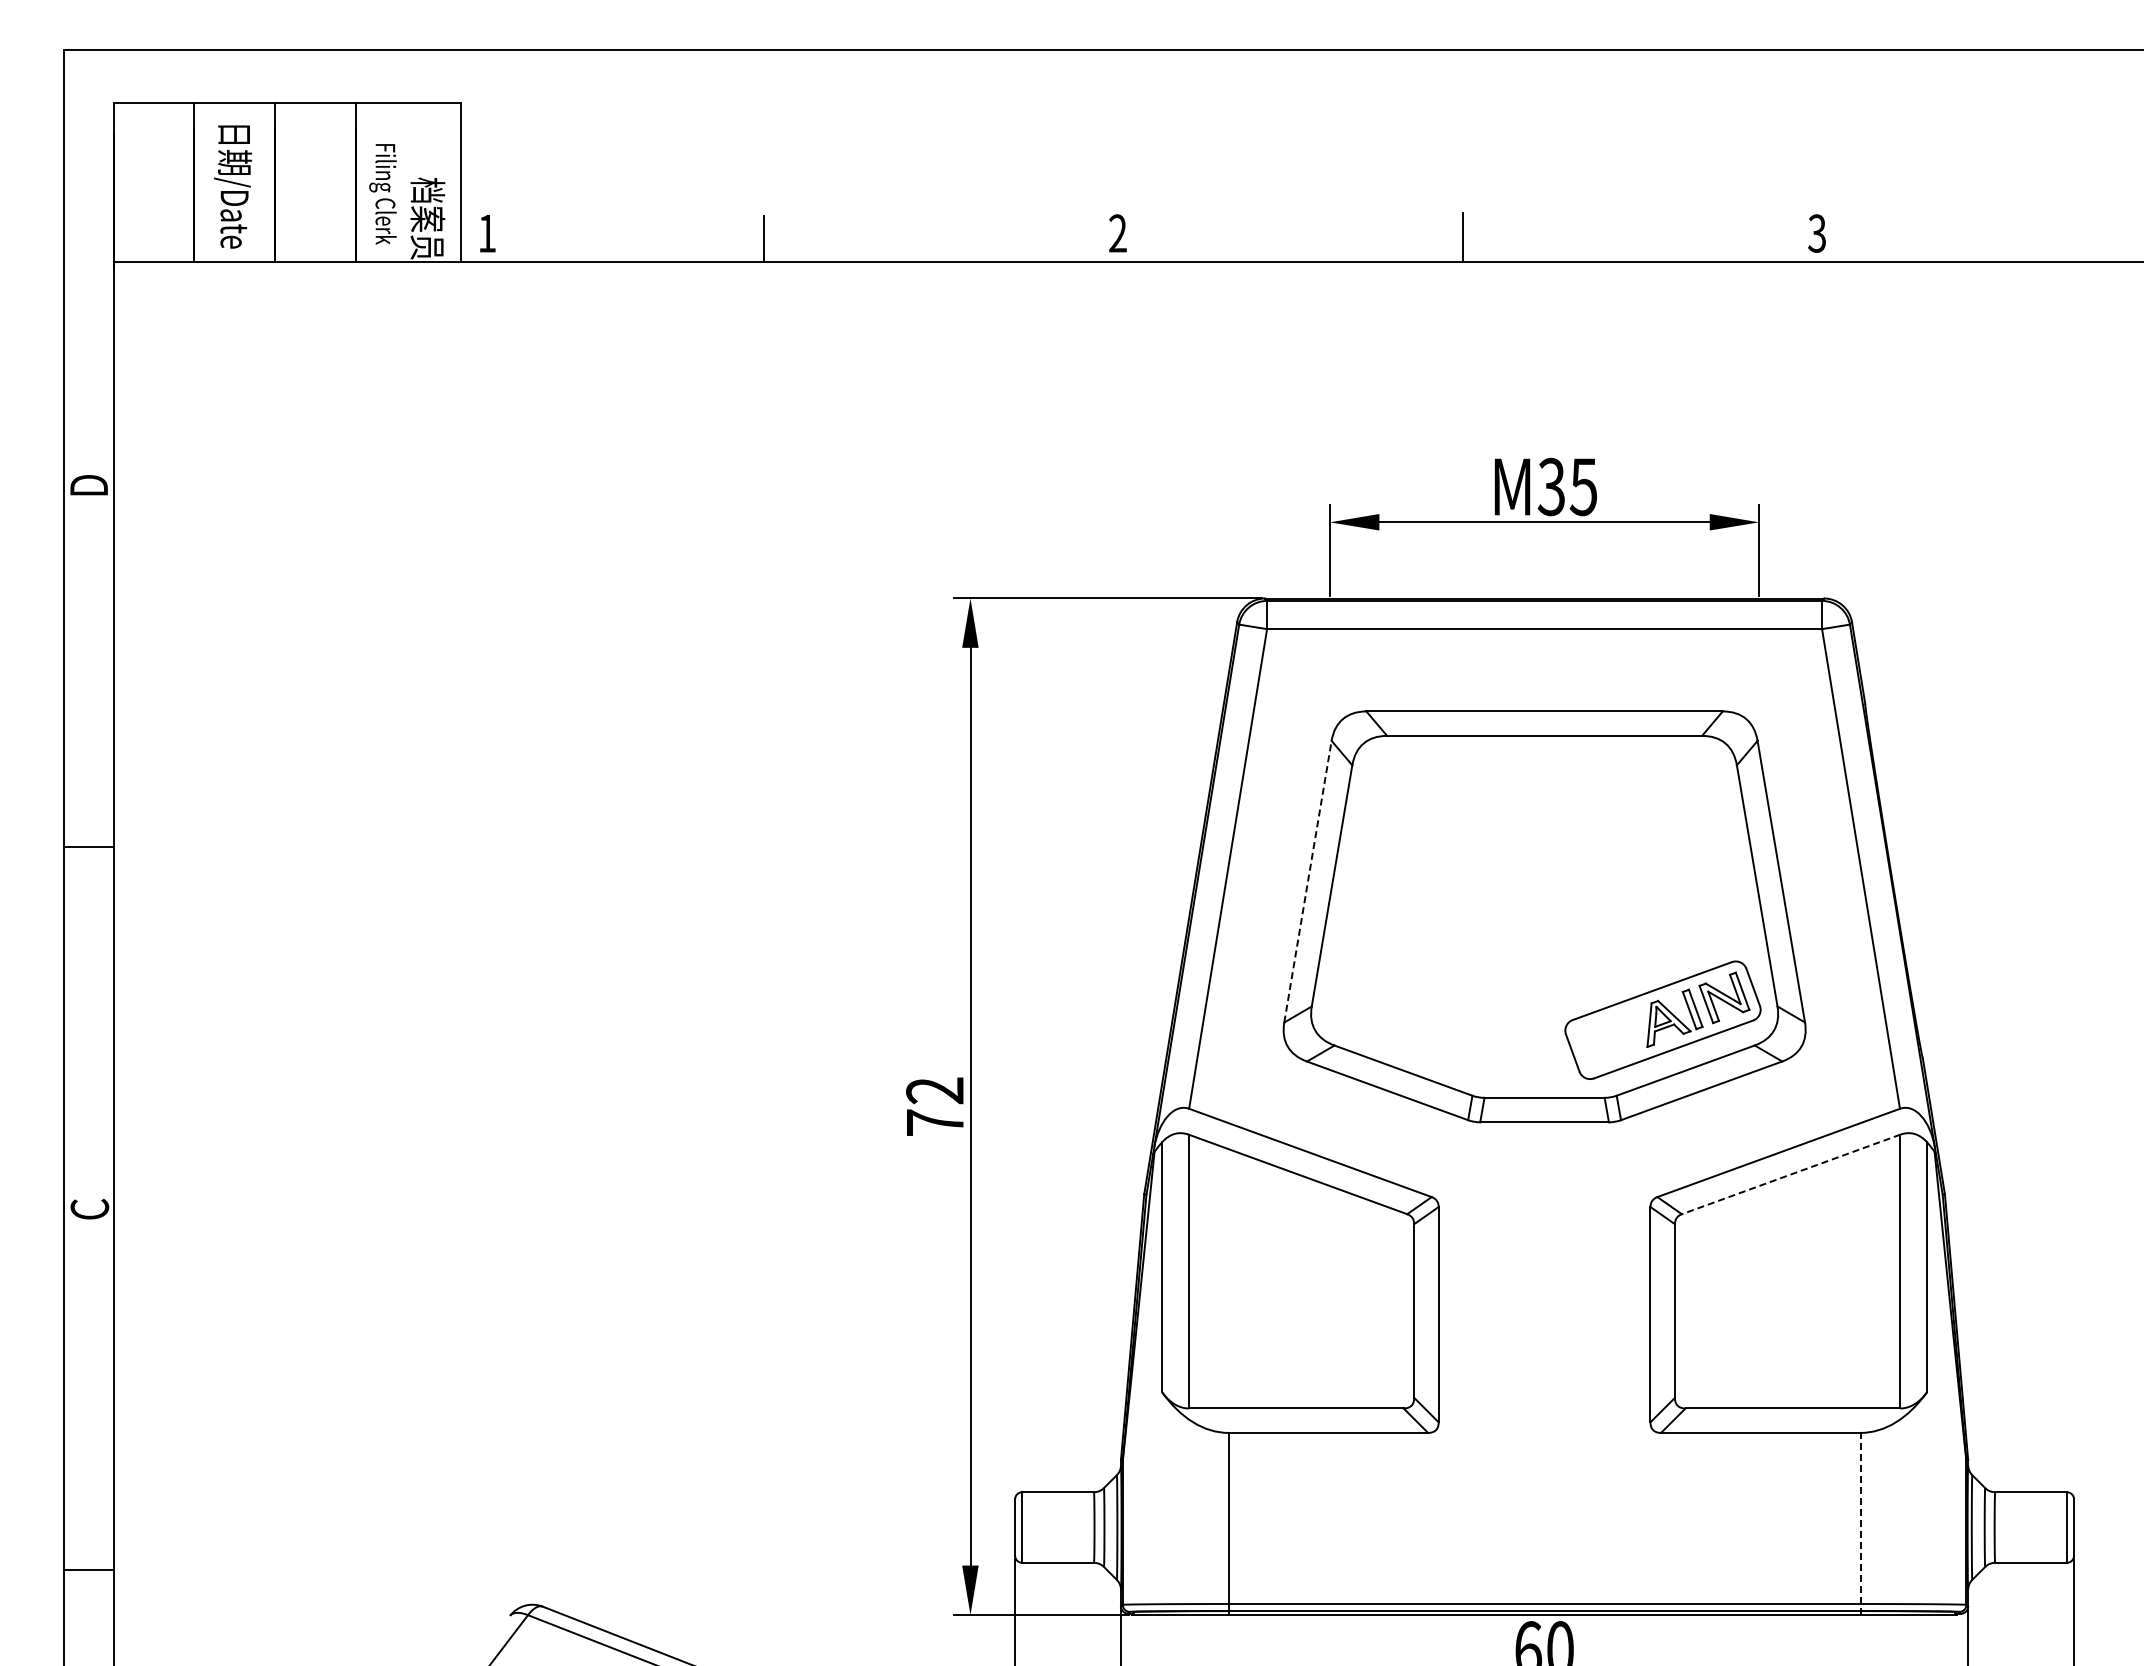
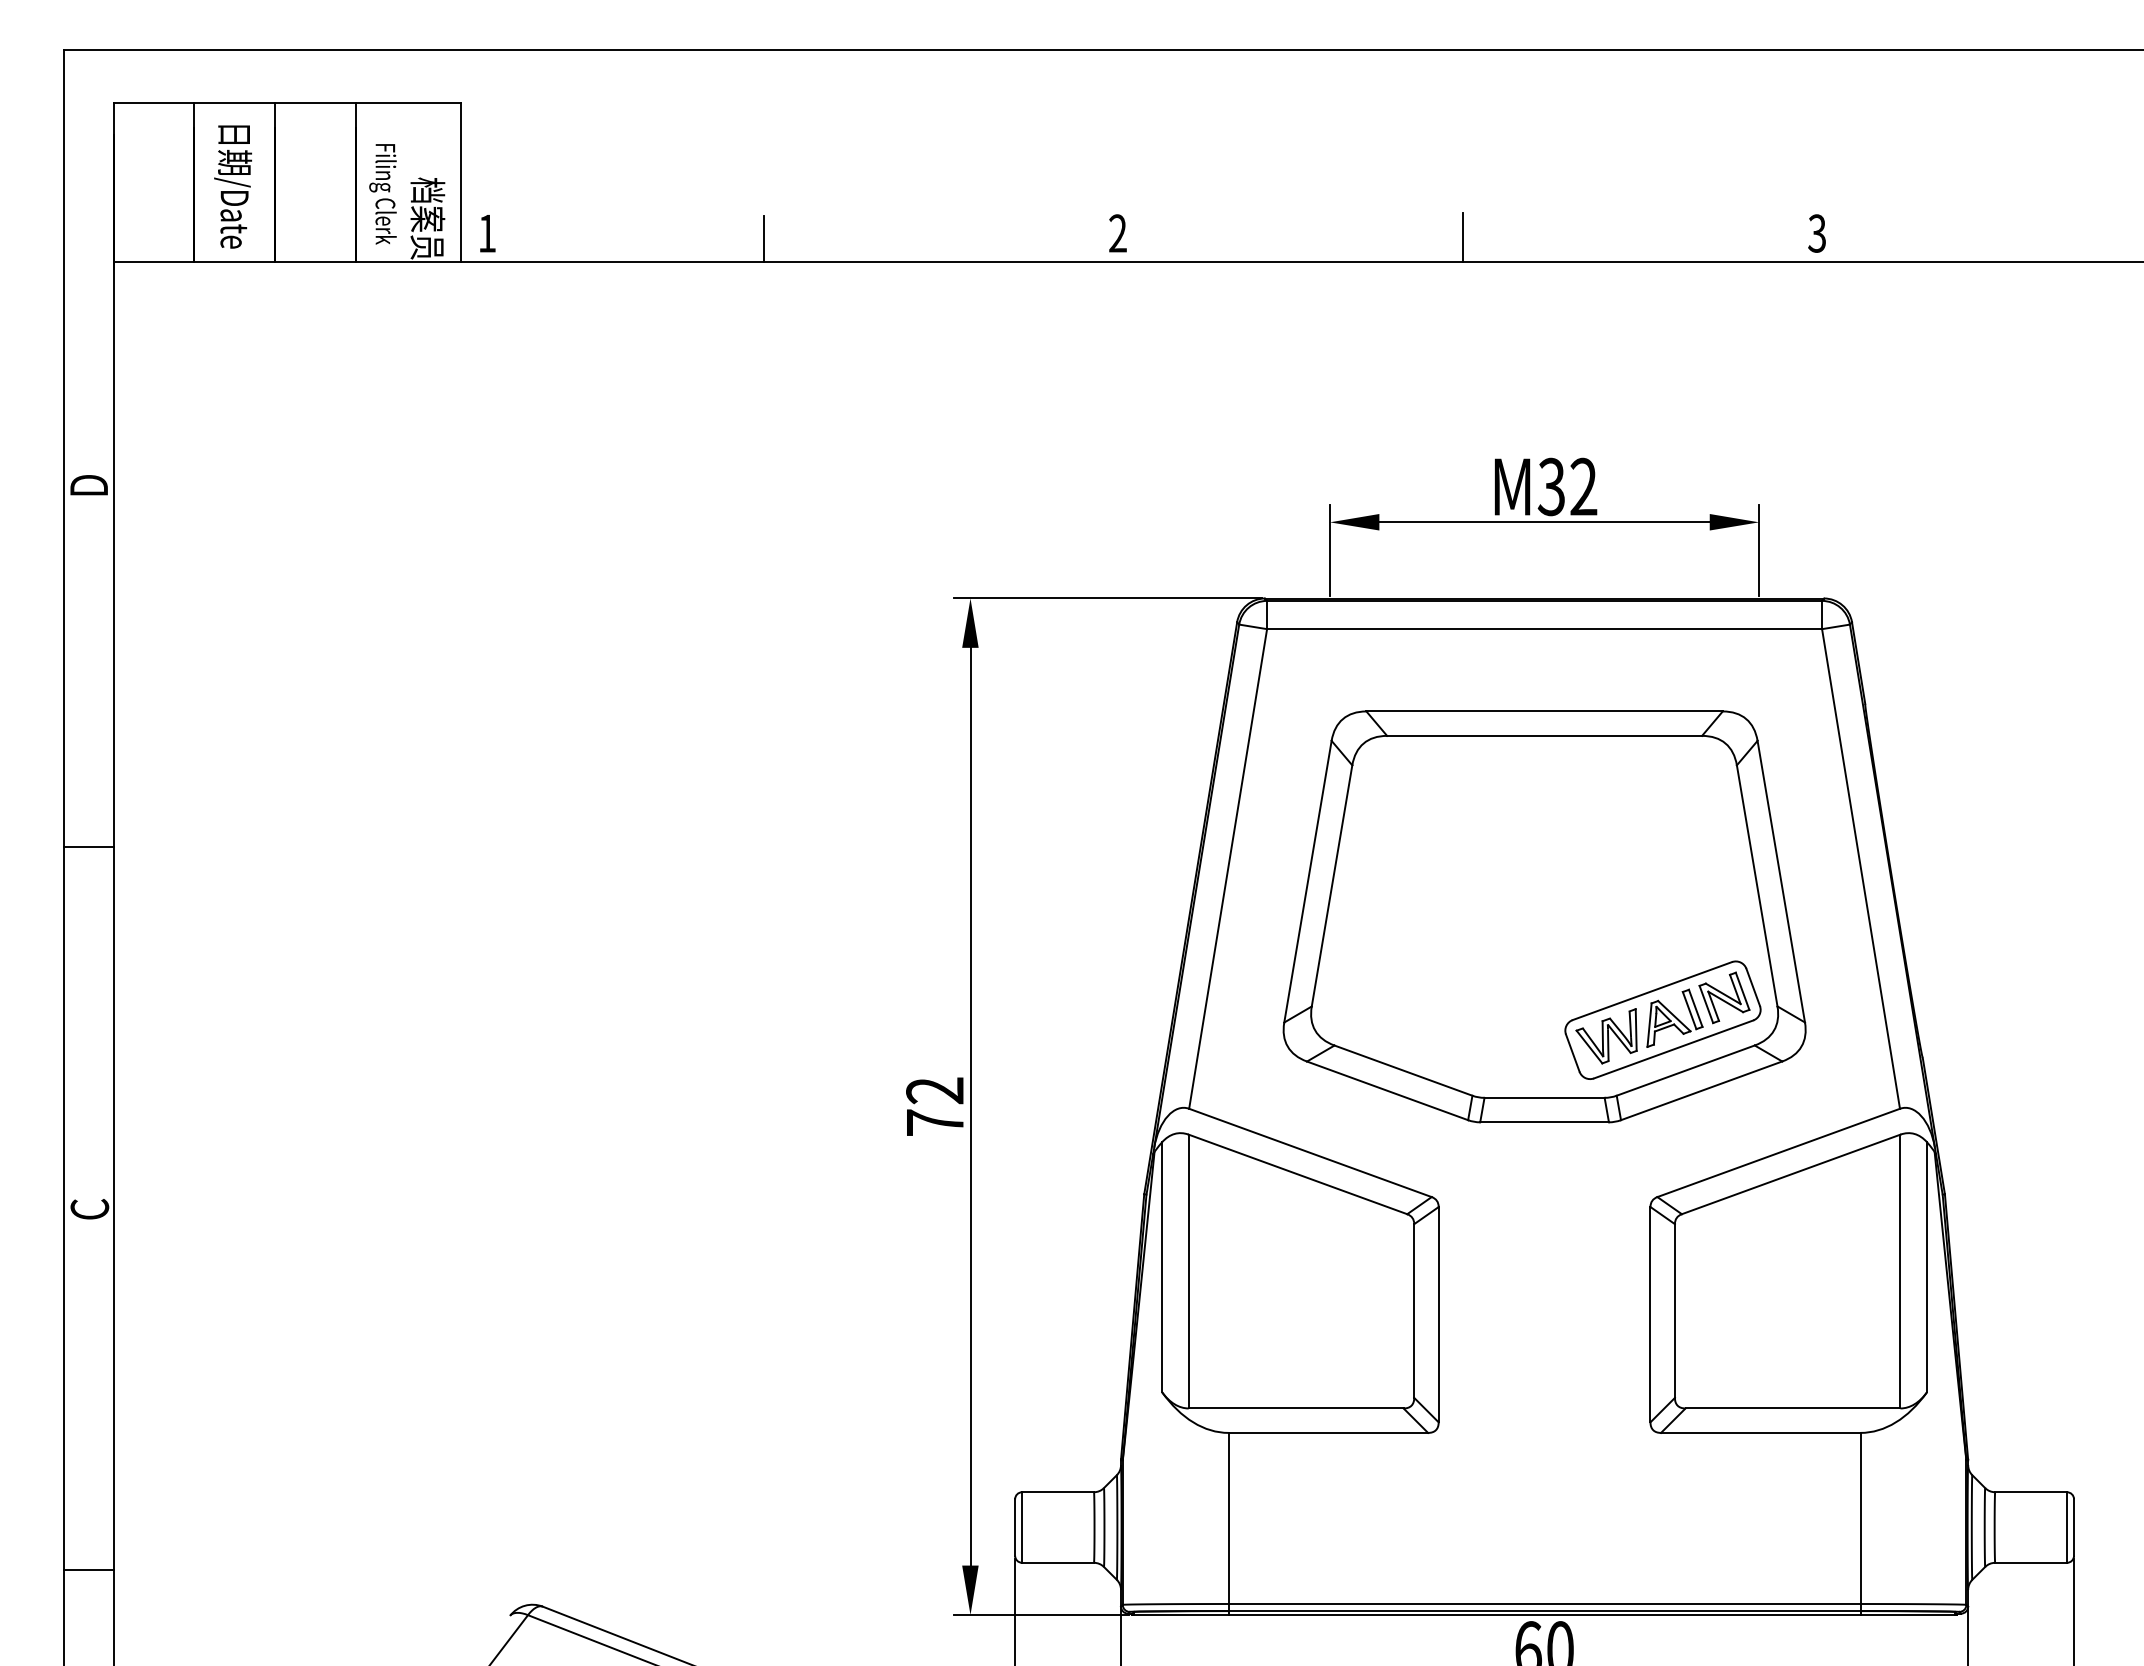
text: M35 -> M32 (1583, 486)
line: dashed -> solid (1307, 881)
part: none -> present (1606, 1036)
line: dashed -> solid (1790, 1174)
line: dashed -> solid (1860, 1523)
